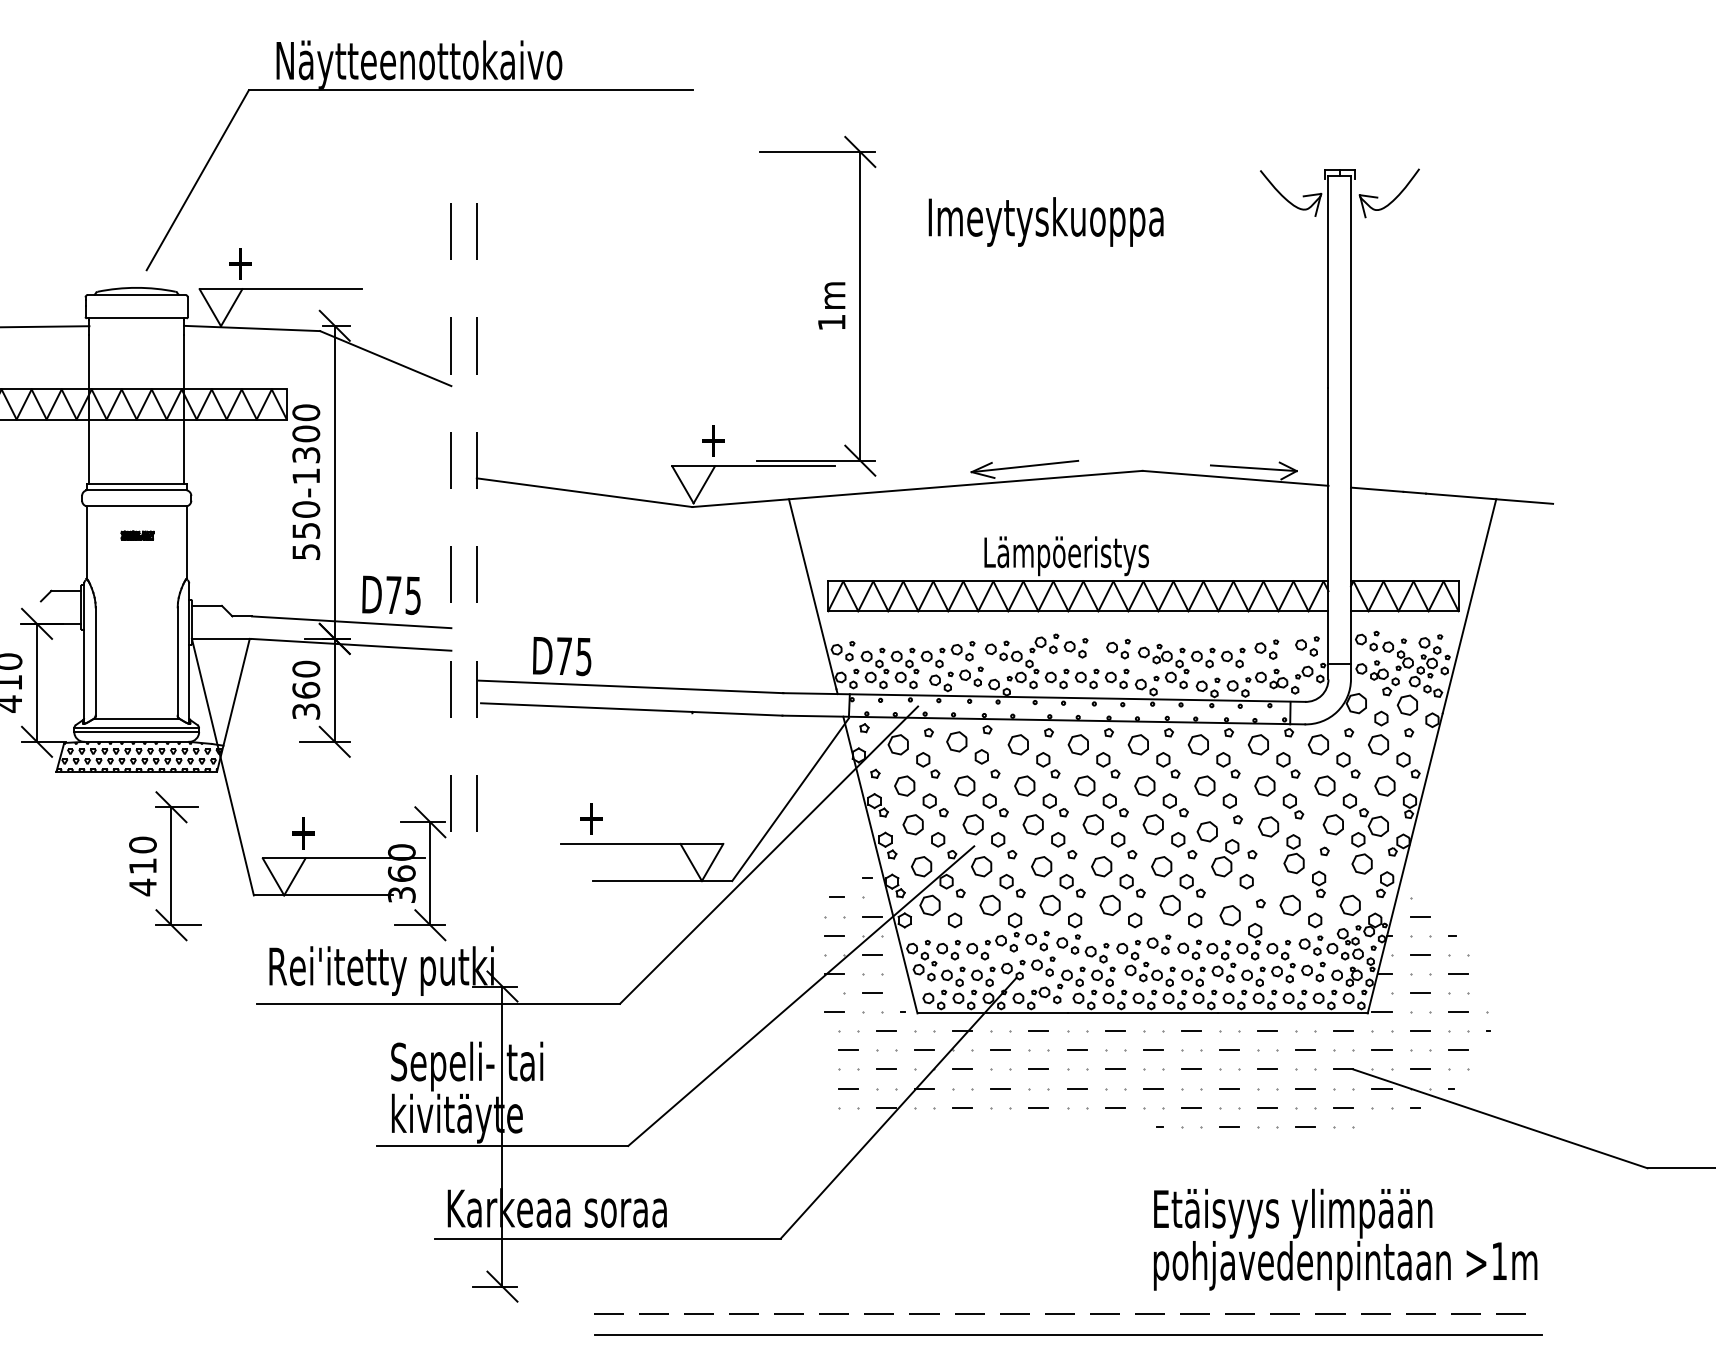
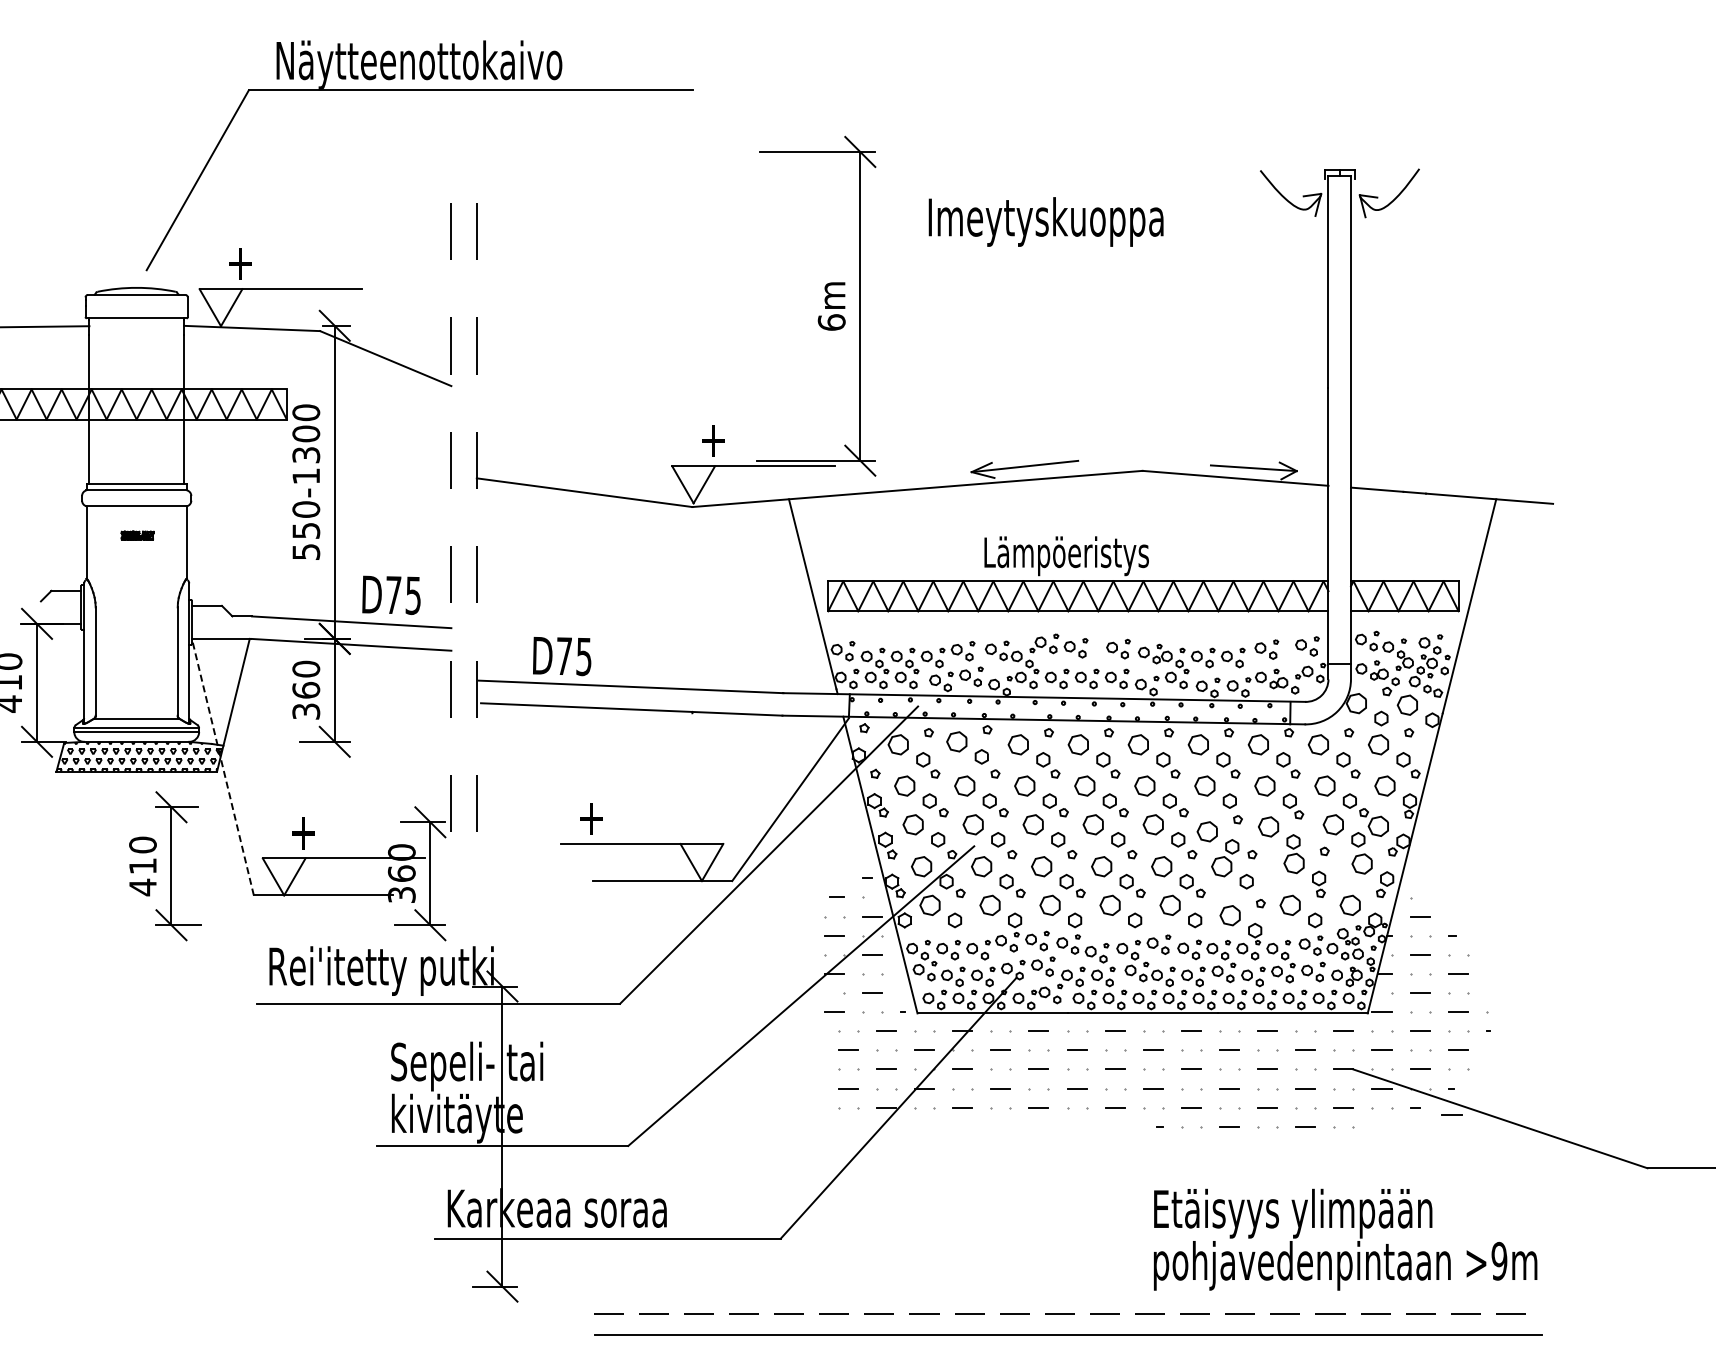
text: 1m -> 6m (831, 322)
line: solid -> dashed (222, 767)
line: none -> present (1451, 1114)
text: >1m -> >9m (1499, 1260)
